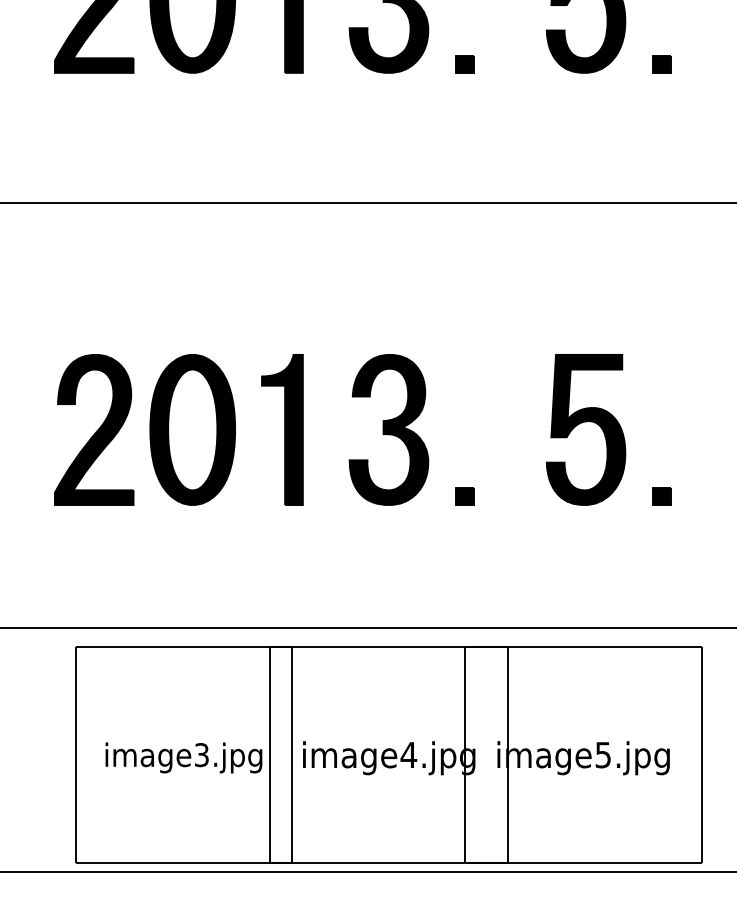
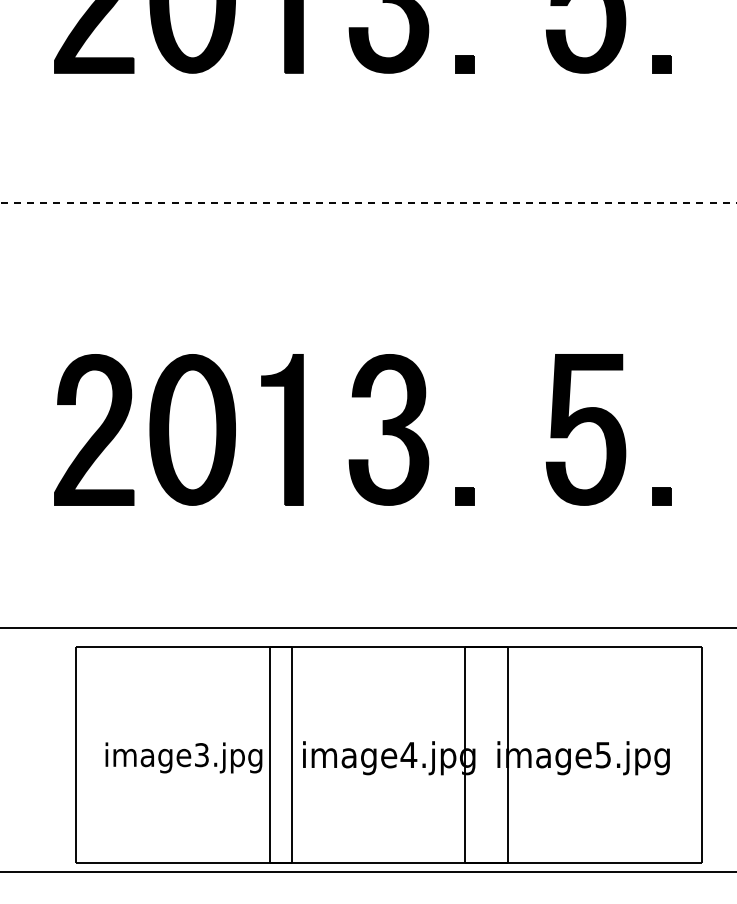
line: solid -> dashed (368, 202)
